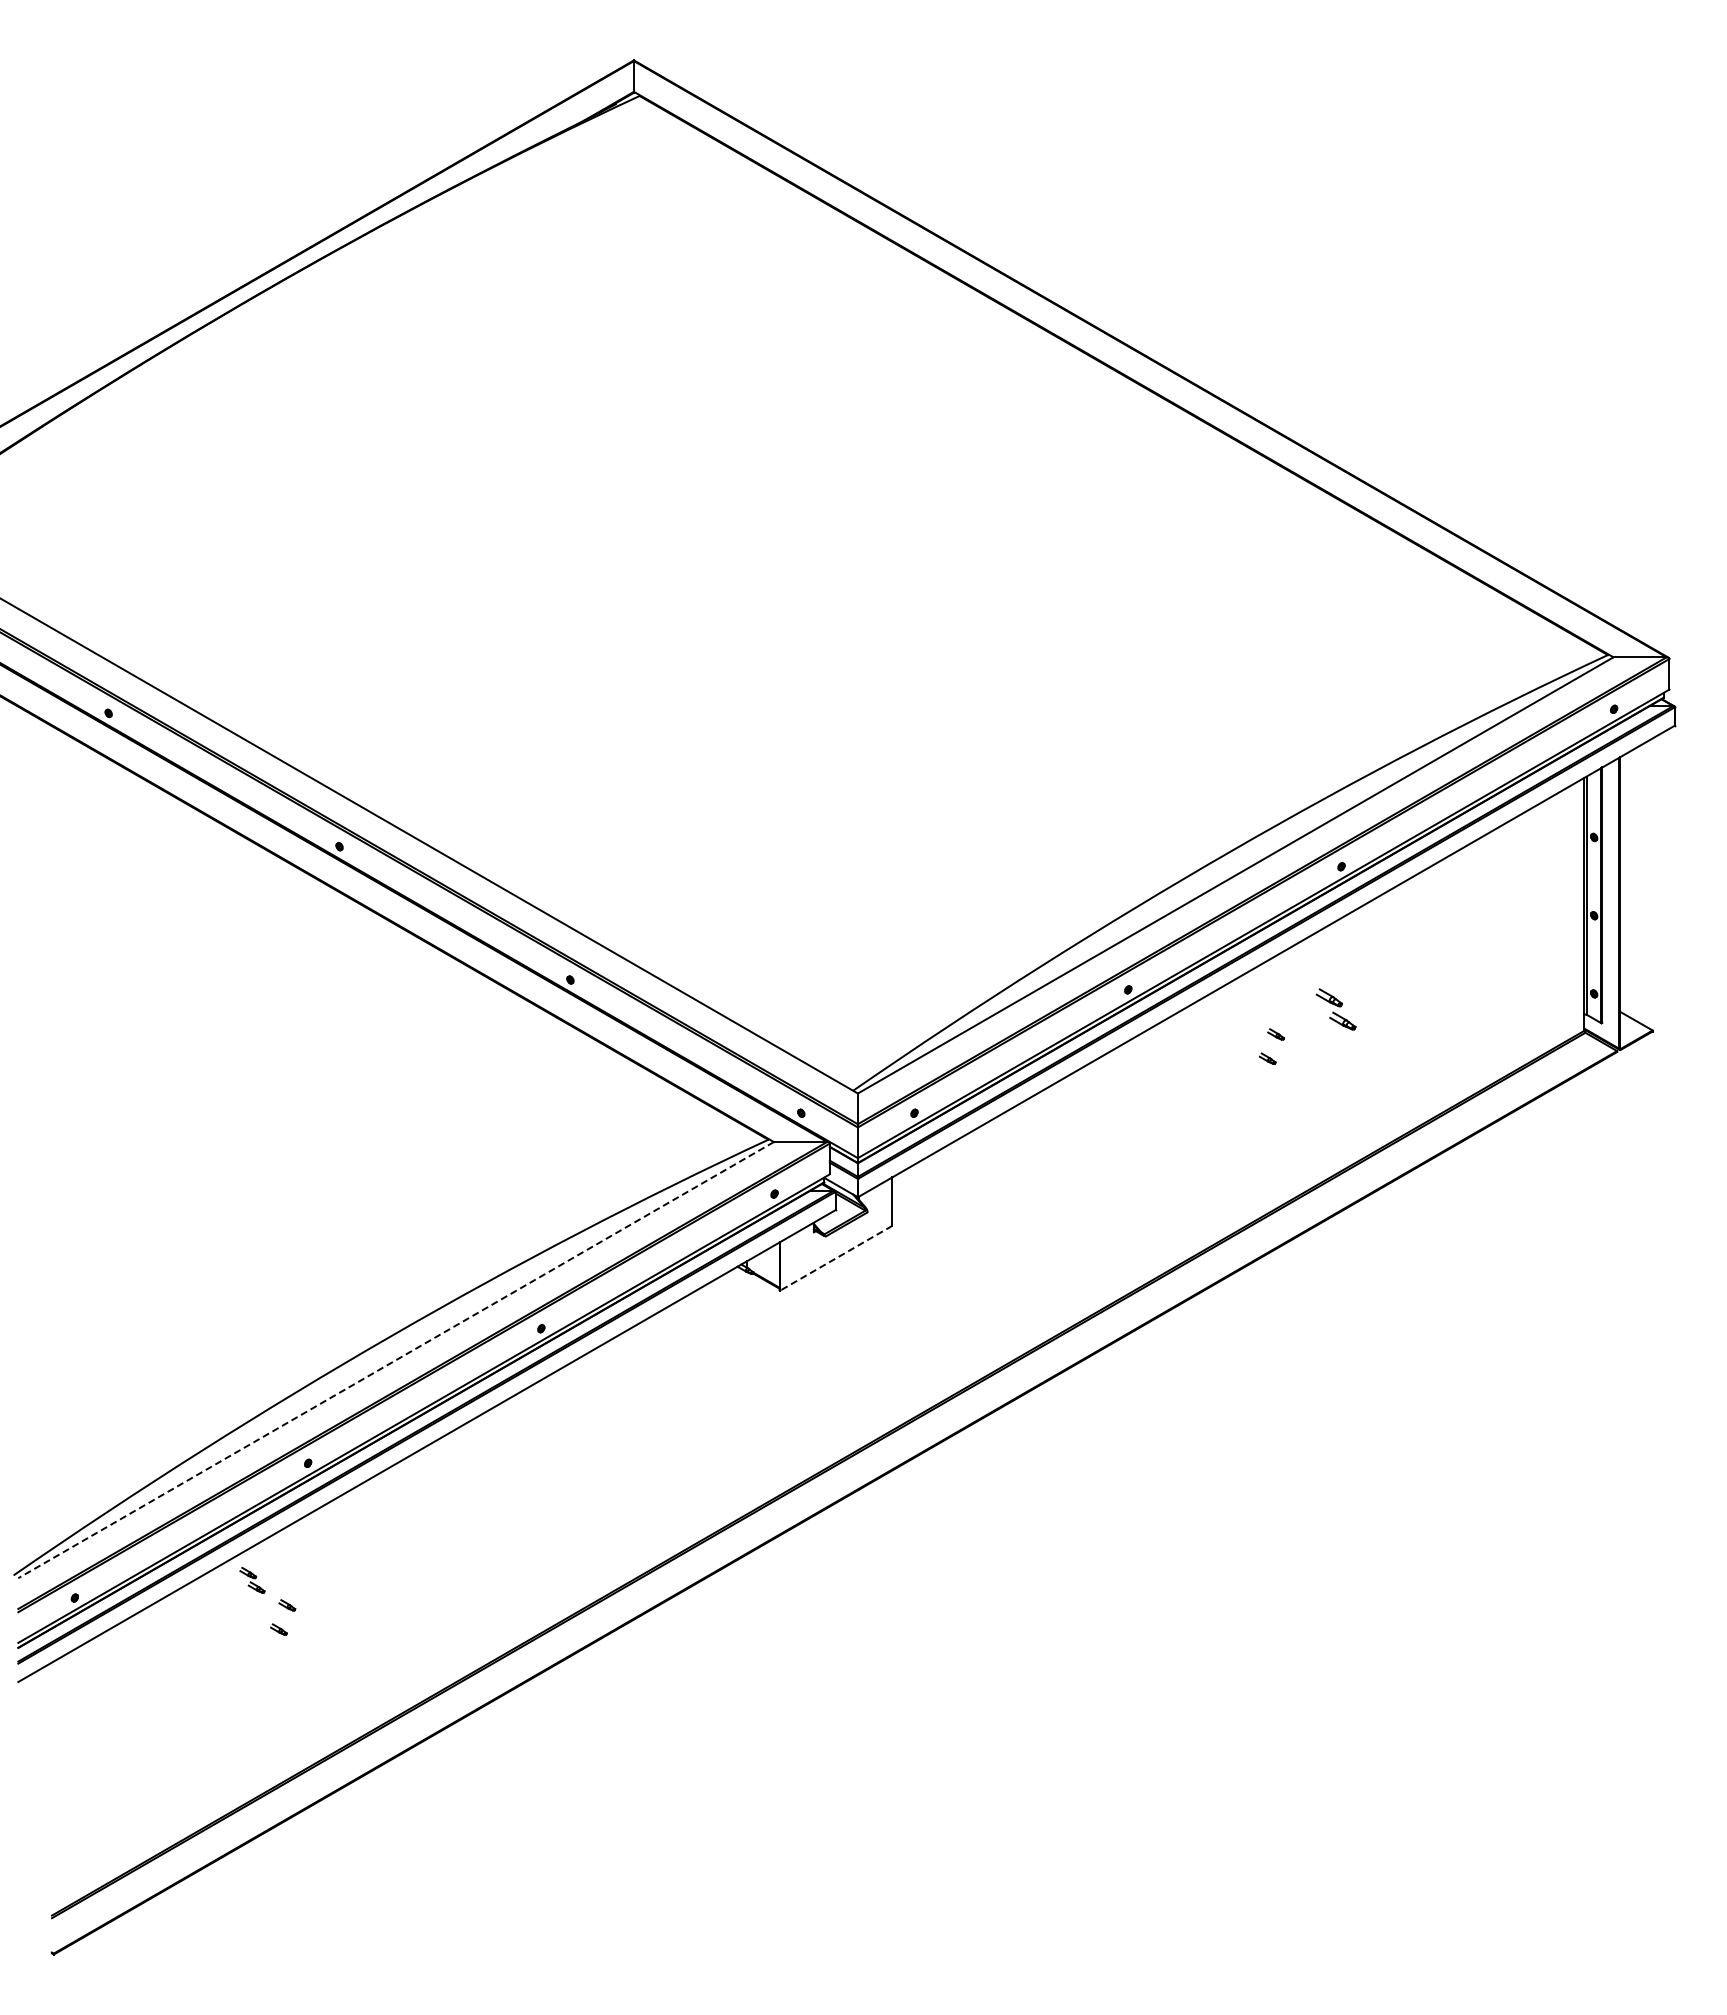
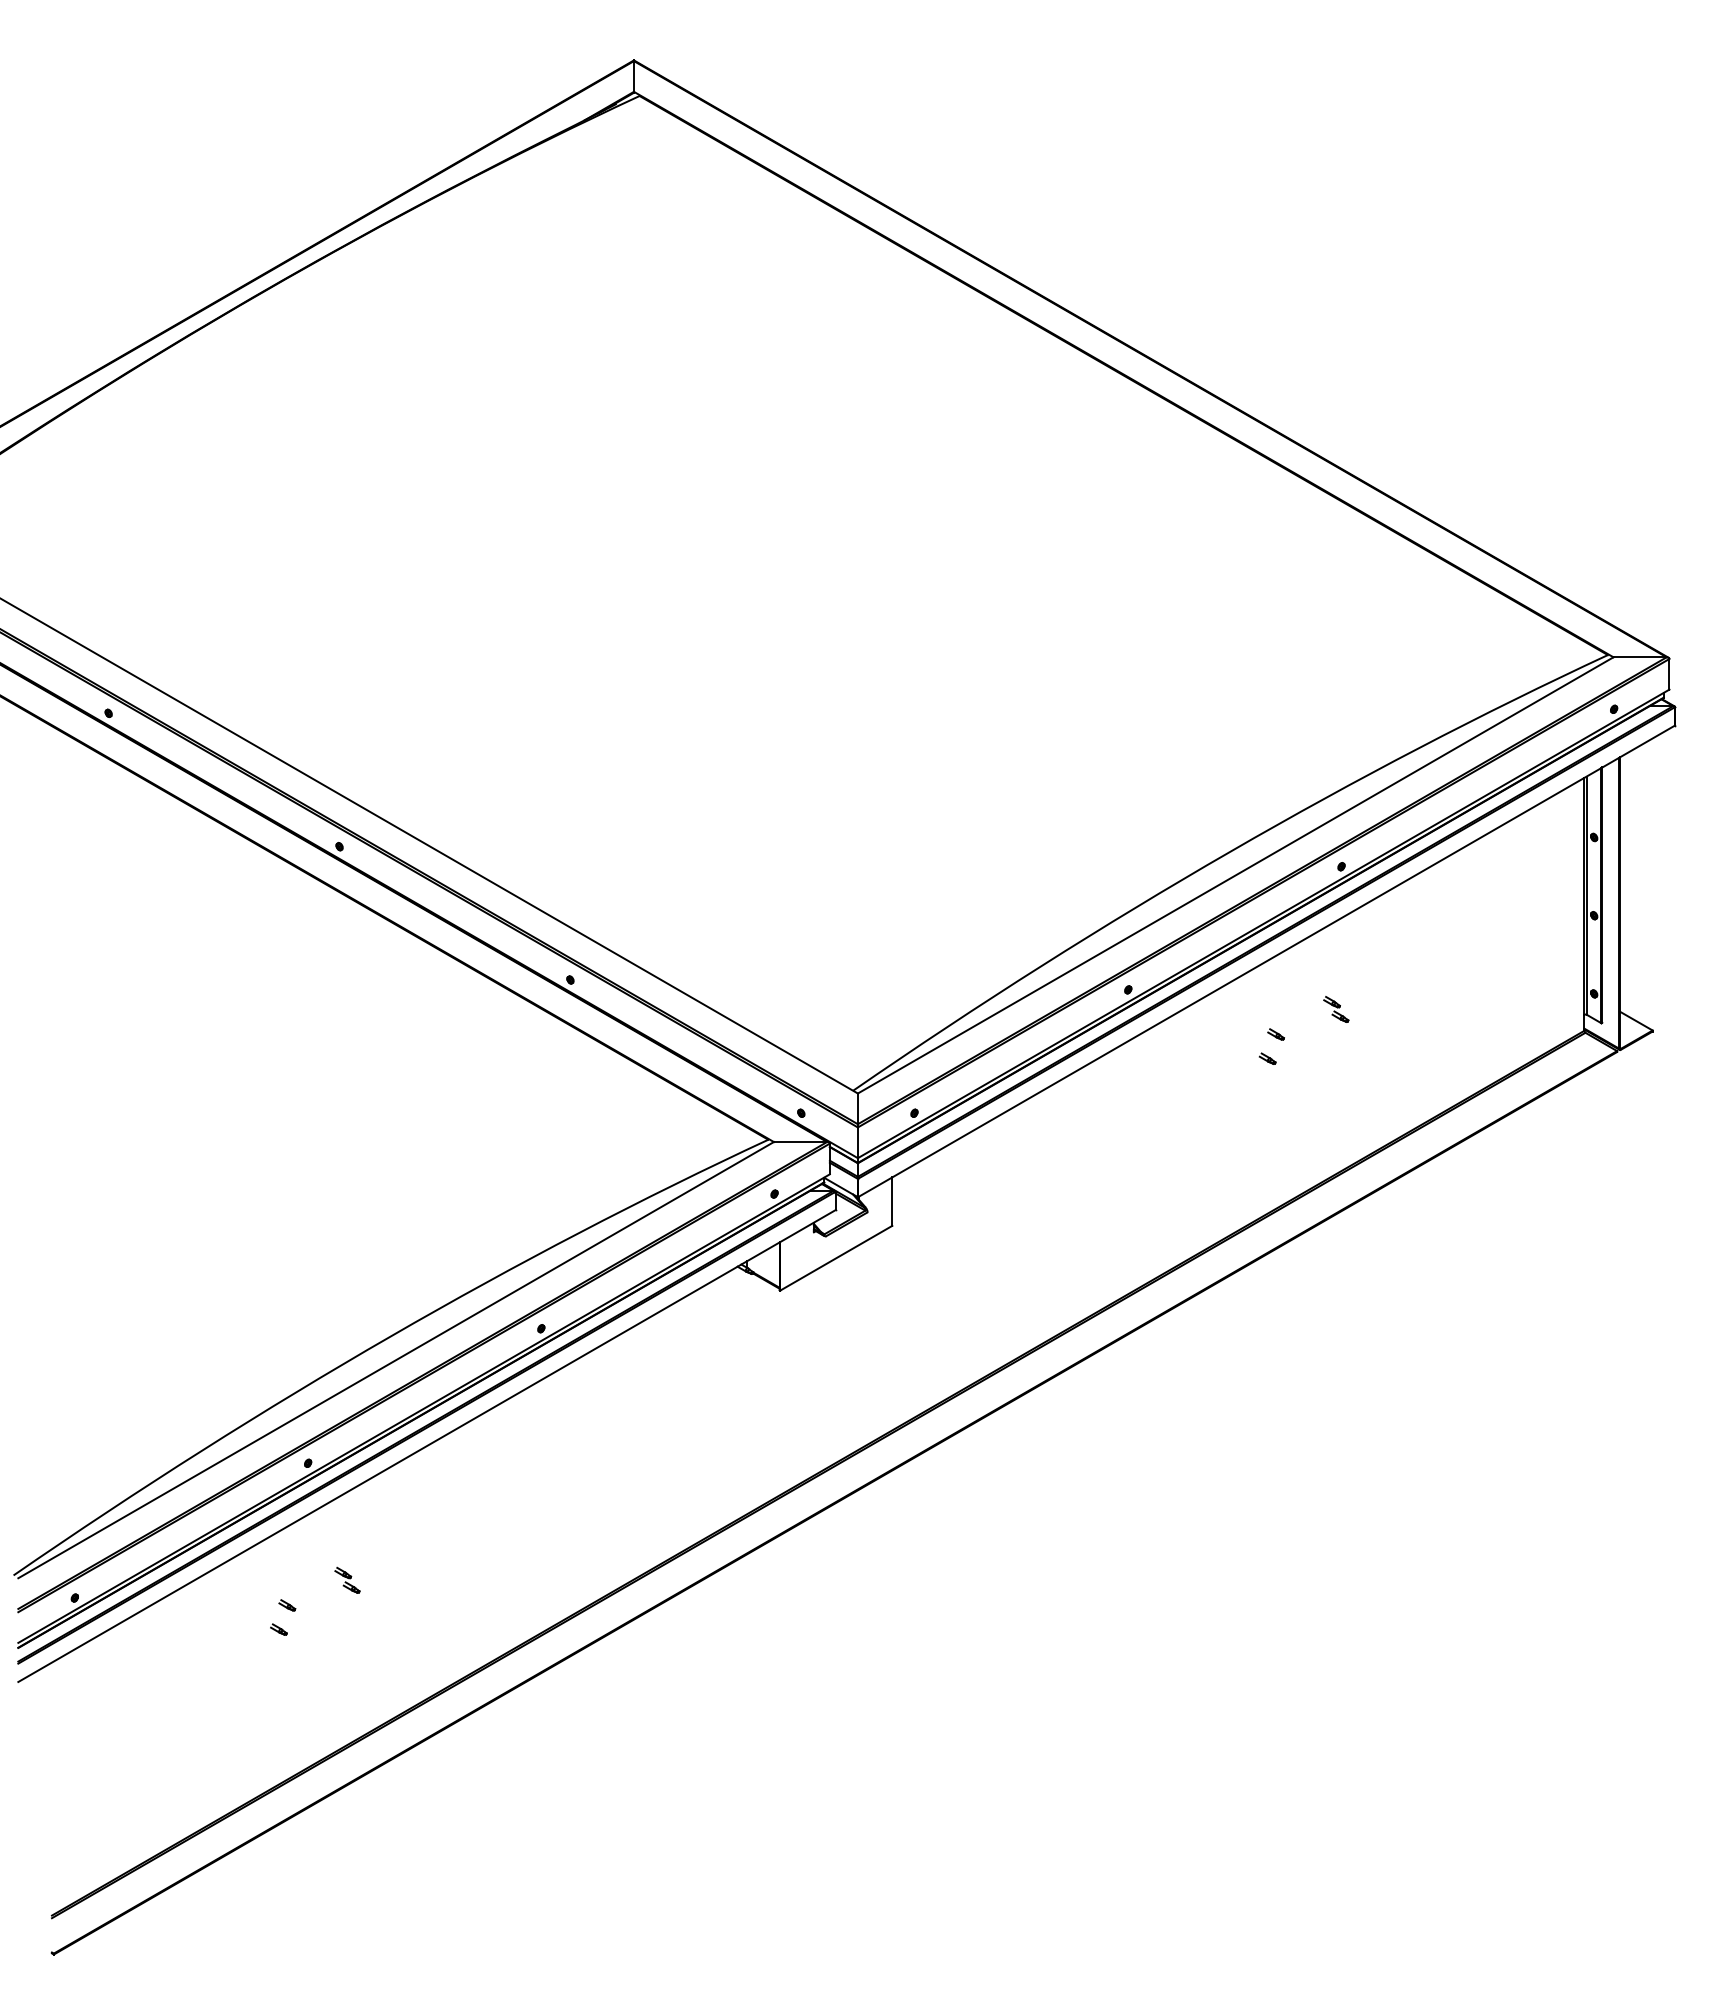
part size: 42x43 px -> 27x27 px (1336, 1009)
line: dashed -> solid (836, 1258)
line: dashed -> solid (395, 1360)
part position: (252, 1579) -> (347, 1579) (347, 1579)
